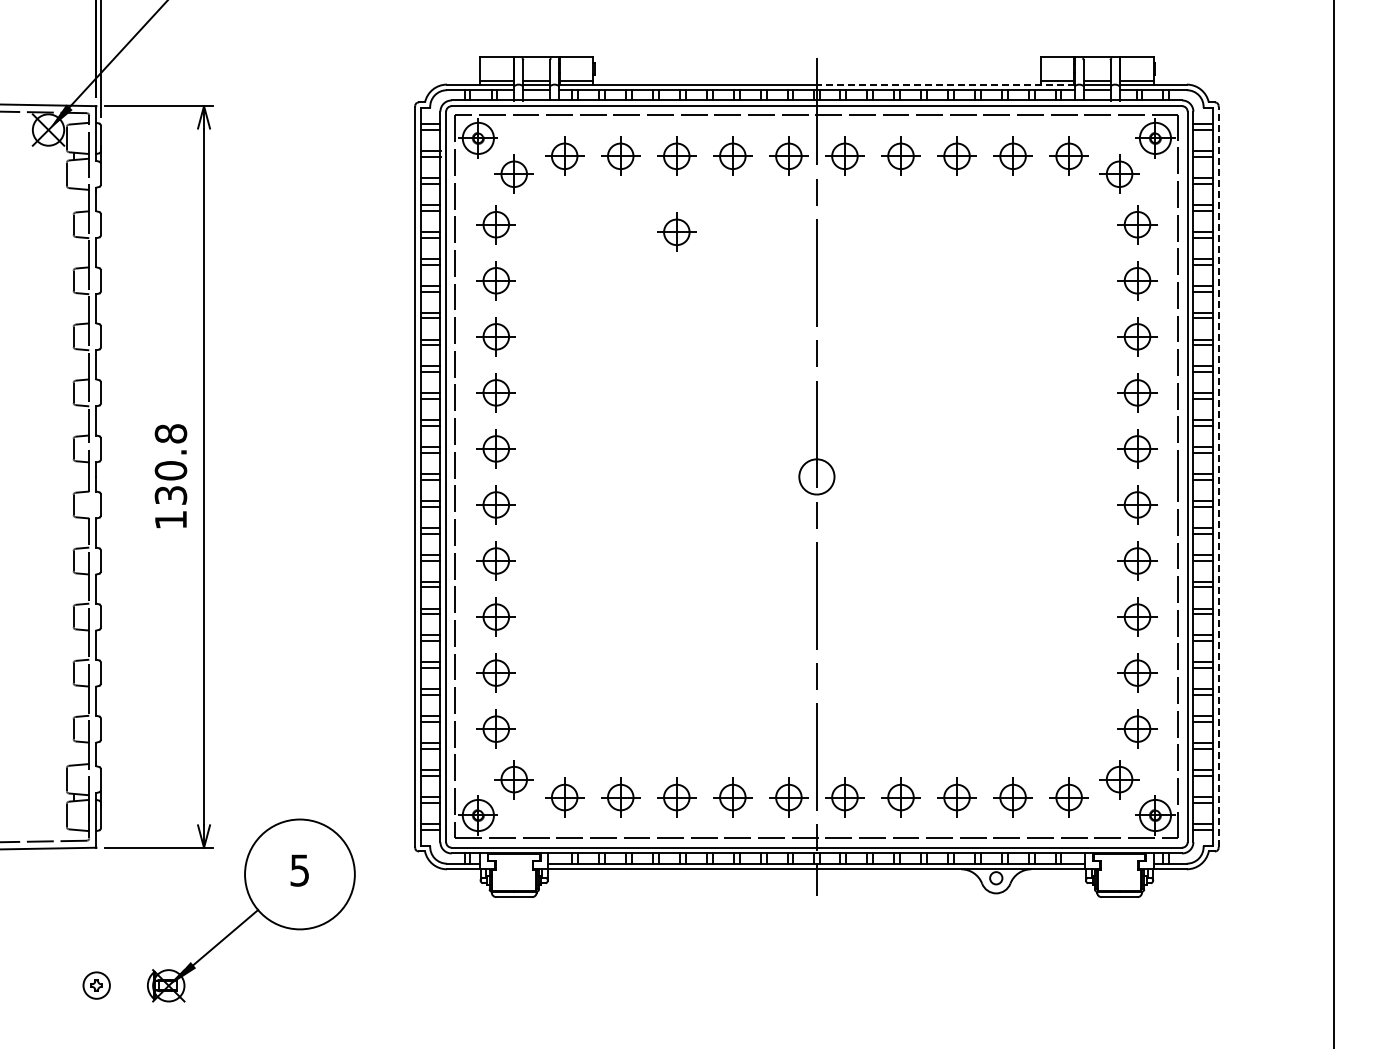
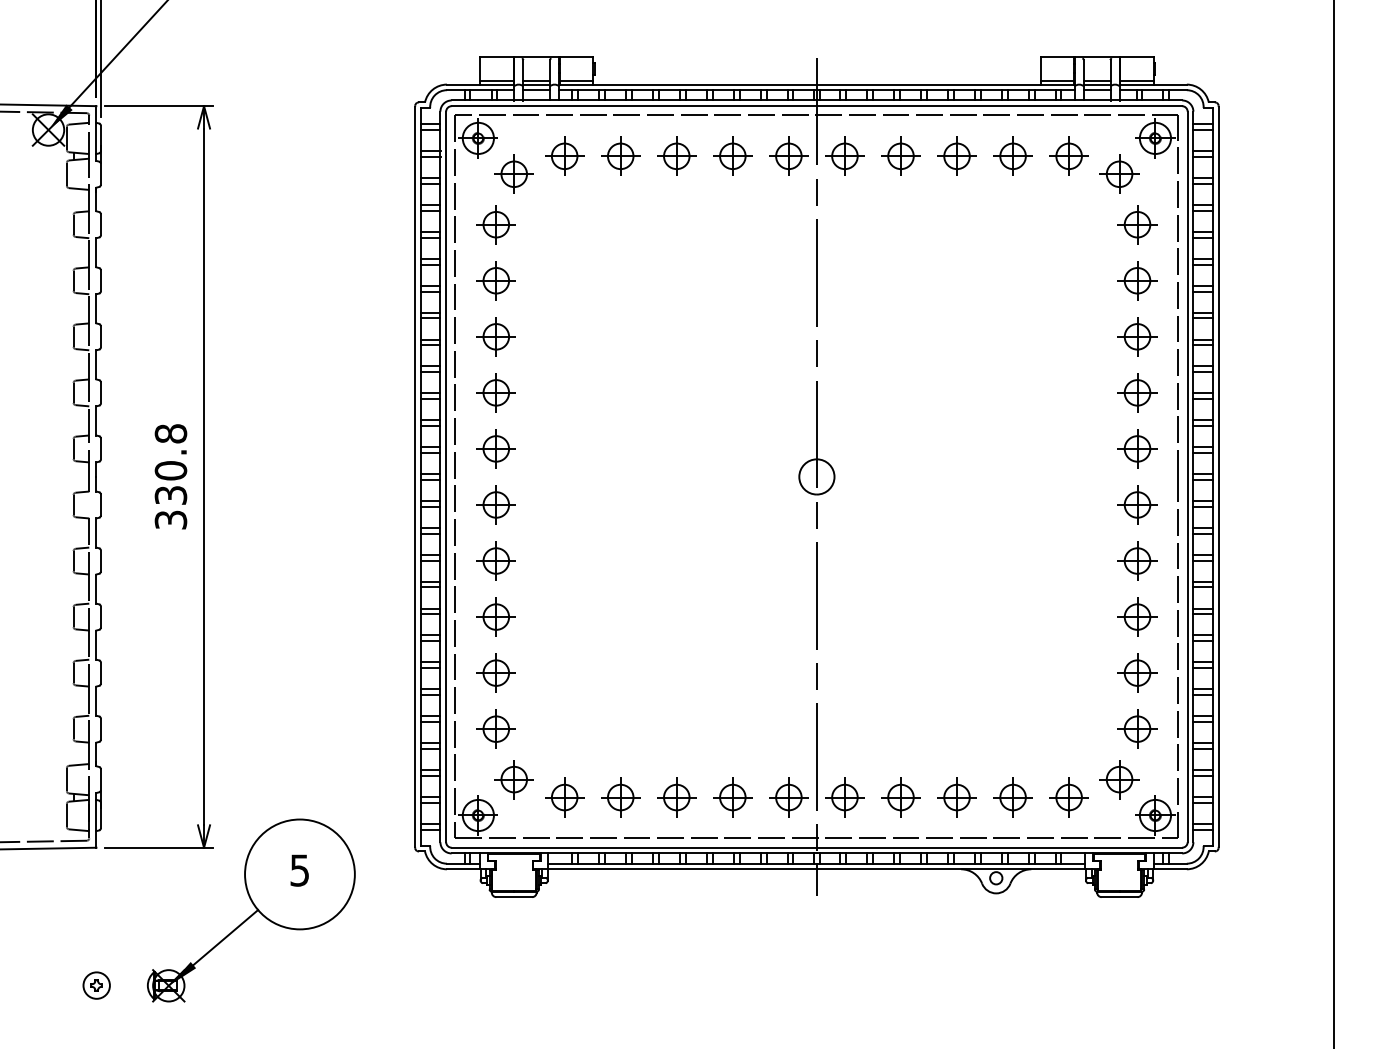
line: dashed -> solid (945, 84)
part: present -> none (676, 231)
line: dashed -> solid (1218, 476)
text: 130.8 -> 330.8 (170, 519)
